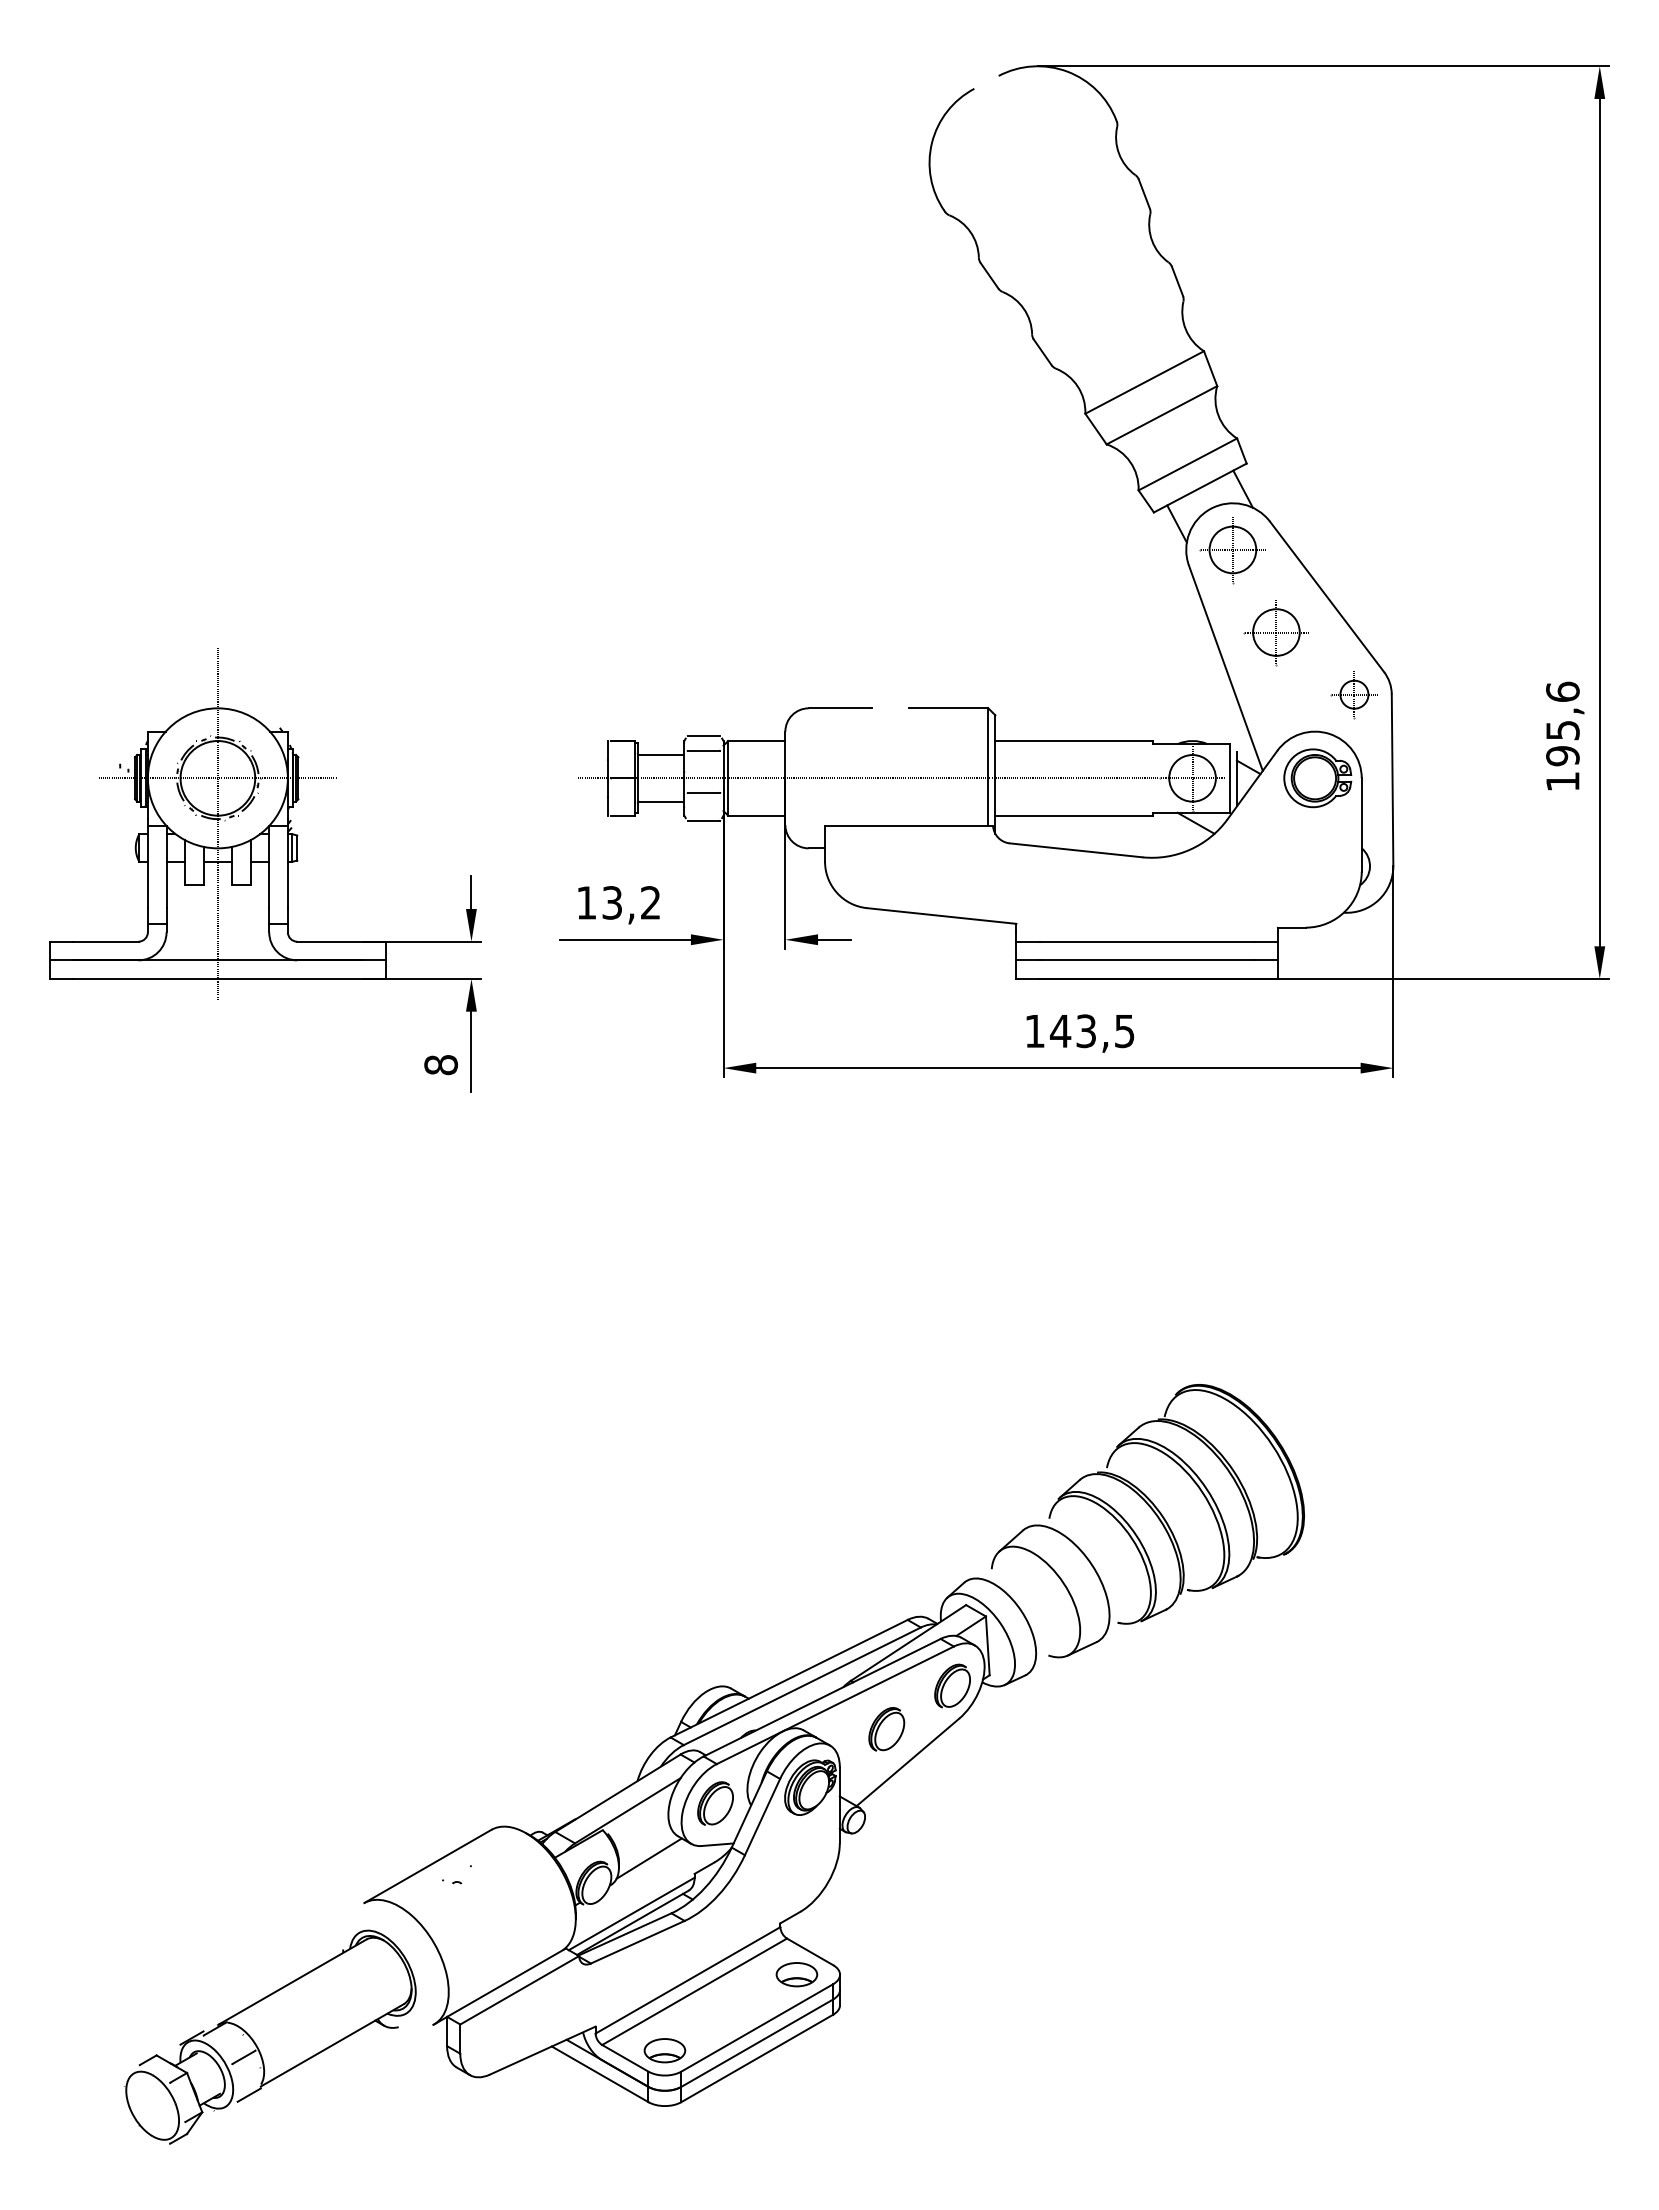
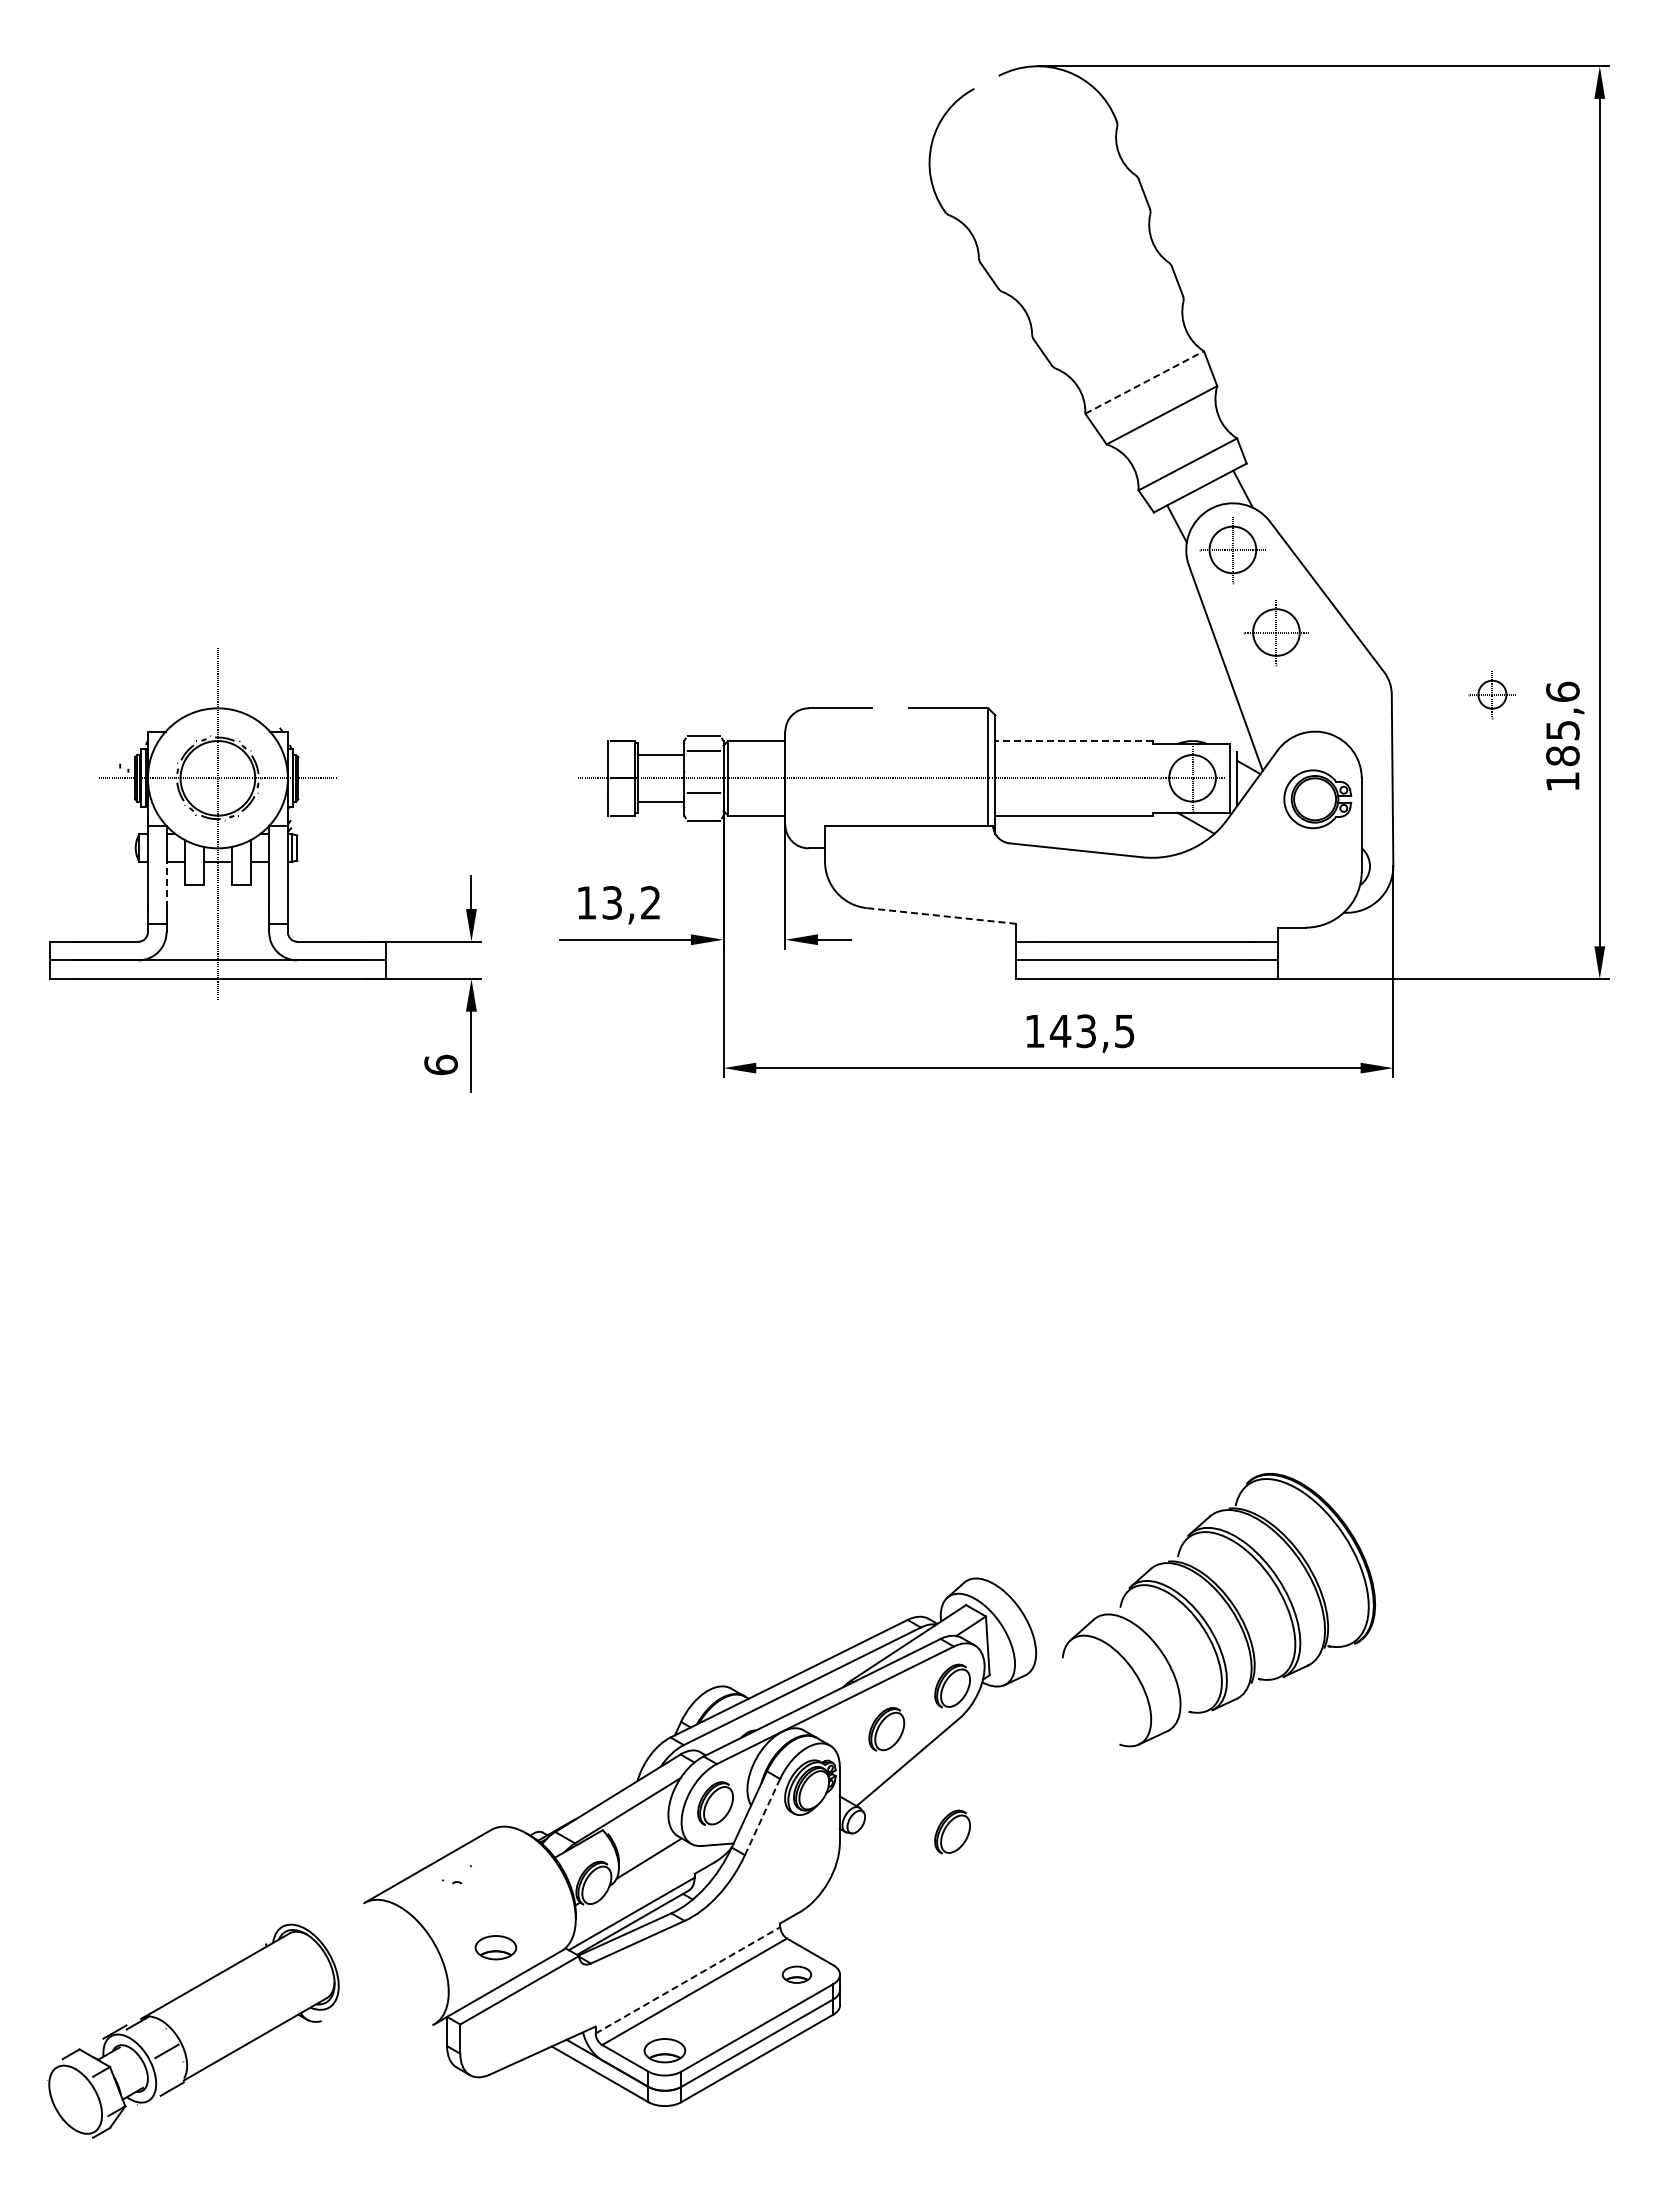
line: solid -> dashed (1145, 382)
part position: (1353, 695) -> (1491, 695) (1491, 695)
line: solid -> dashed (1074, 741)
text: 195,6 -> 185,6 (1562, 756)
part position: (1317, 778) -> (1317, 799) (1317, 799)
line: solid -> dashed (166, 884)
line: solid -> dashed (941, 915)
text: 8 -> 6 (440, 1064)
part position: (1147, 1521) -> (1218, 1610) (1218, 1610)
line: solid -> dashed (762, 1817)
part: none -> present (952, 1831)
part: none -> present (495, 1947)
part size: 44x26 px -> 31x19 px (796, 1974)
line: solid -> dashed (688, 1980)
part position: (269, 2036) -> (192, 2030) (192, 2030)
